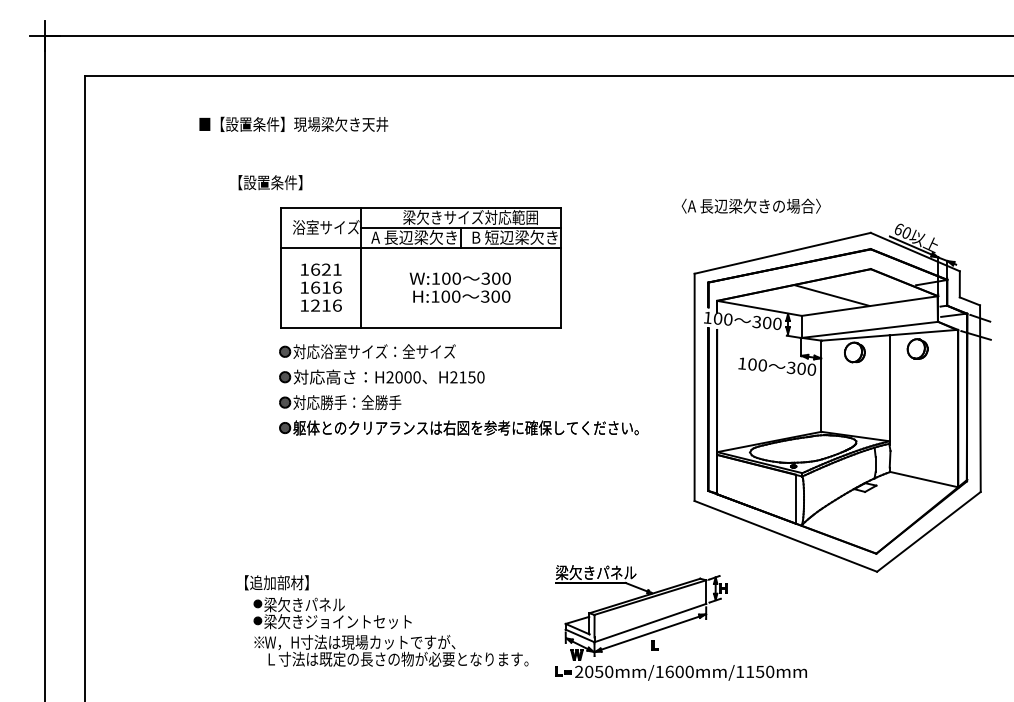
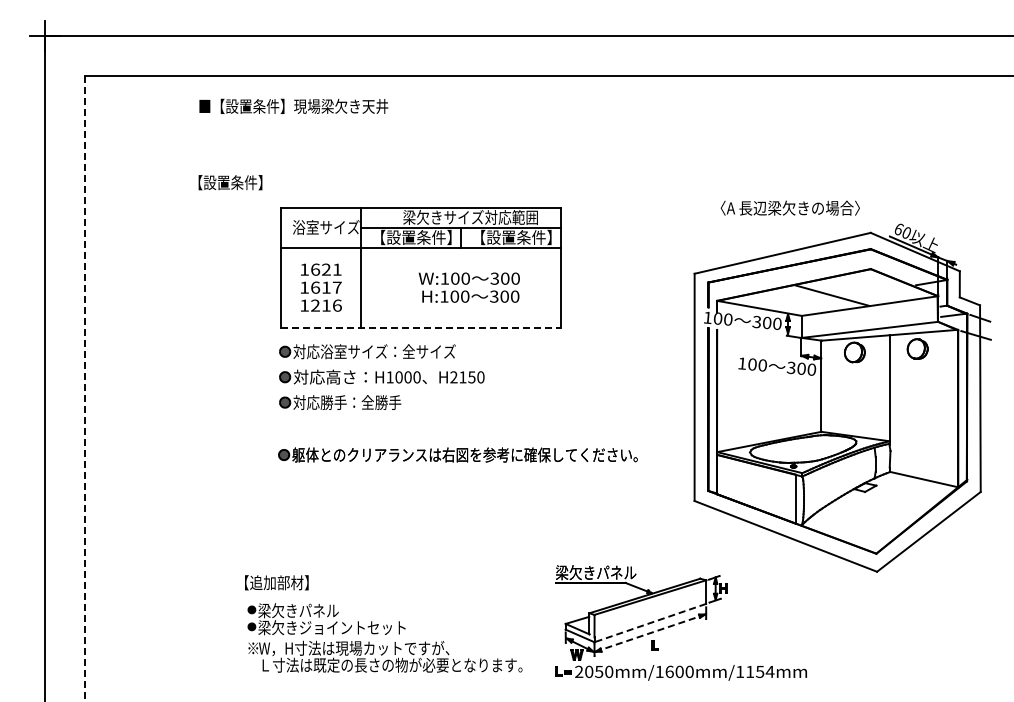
text position: (293, 123) -> (293, 105) (293, 105)
text position: (270, 182) -> (230, 182) (230, 182)
text position: (750, 205) -> (789, 207) (789, 207)
text: A 長辺梁欠き -> 【設置条件】 (413, 237)
text: B 短辺梁欠き -> 【設置条件】 (514, 237)
text: 1616 -> 1617 (336, 287)
text position: (459, 287) -> (468, 287) (468, 287)
line: solid -> dashed (421, 327)
text: H2000 -> H1000 (389, 377)
line: solid -> dashed (85, 388)
part position: (458, 427) -> (457, 454) (457, 454)
line: solid -> dashed (649, 623)
part position: (390, 631) -> (384, 637) (384, 637)
line: solid -> dashed (650, 633)
text: 2050mm/1600mm/1150mm -> 2050mm/1600mm/1154mm (769, 671)
